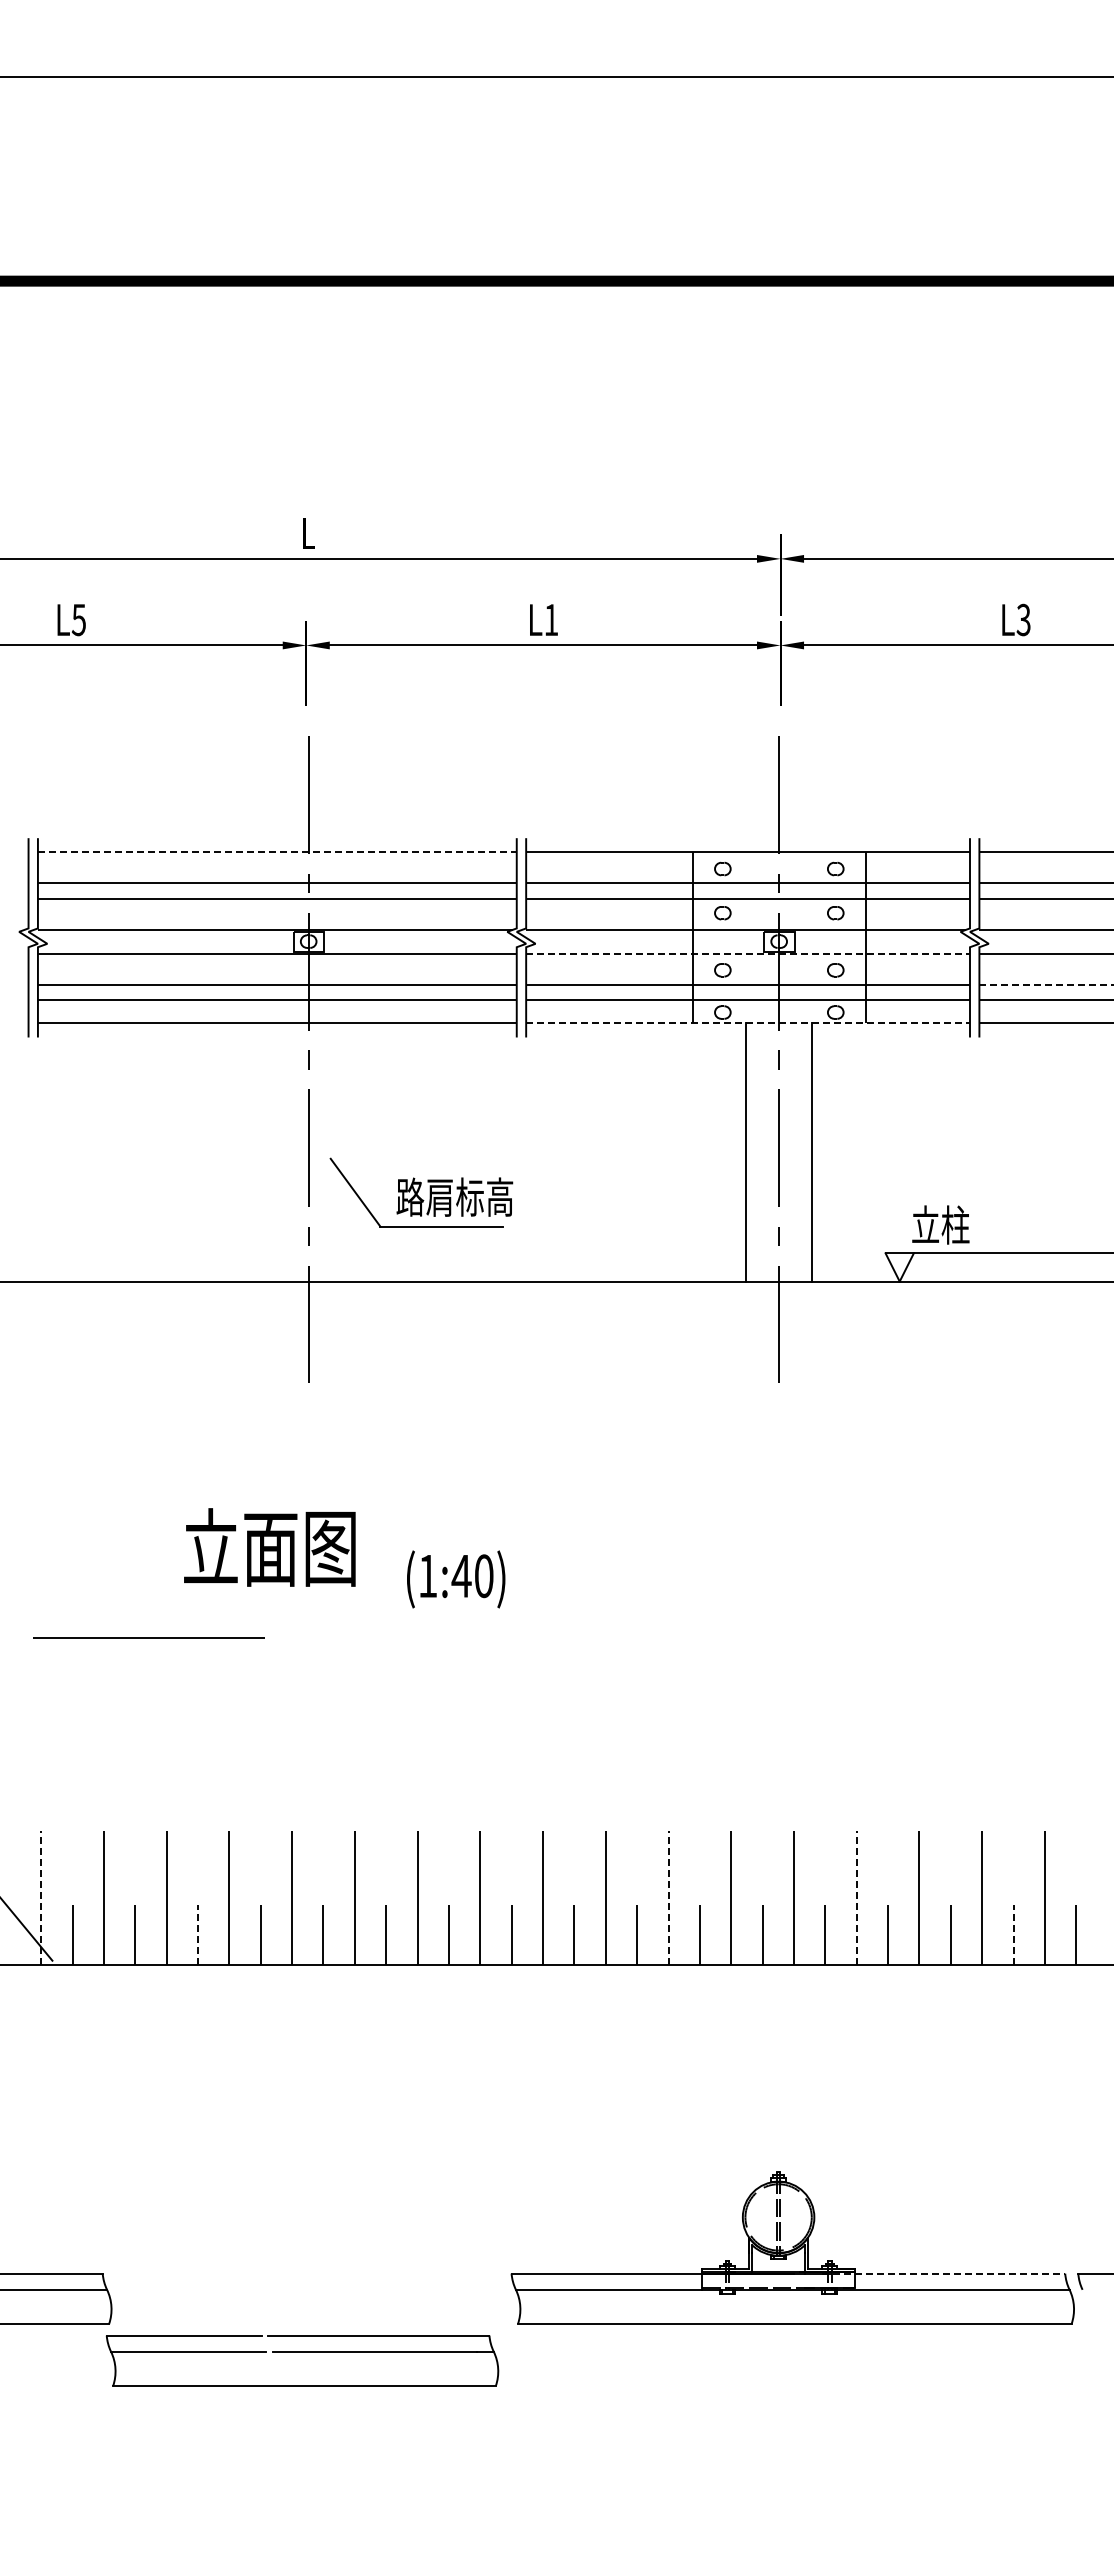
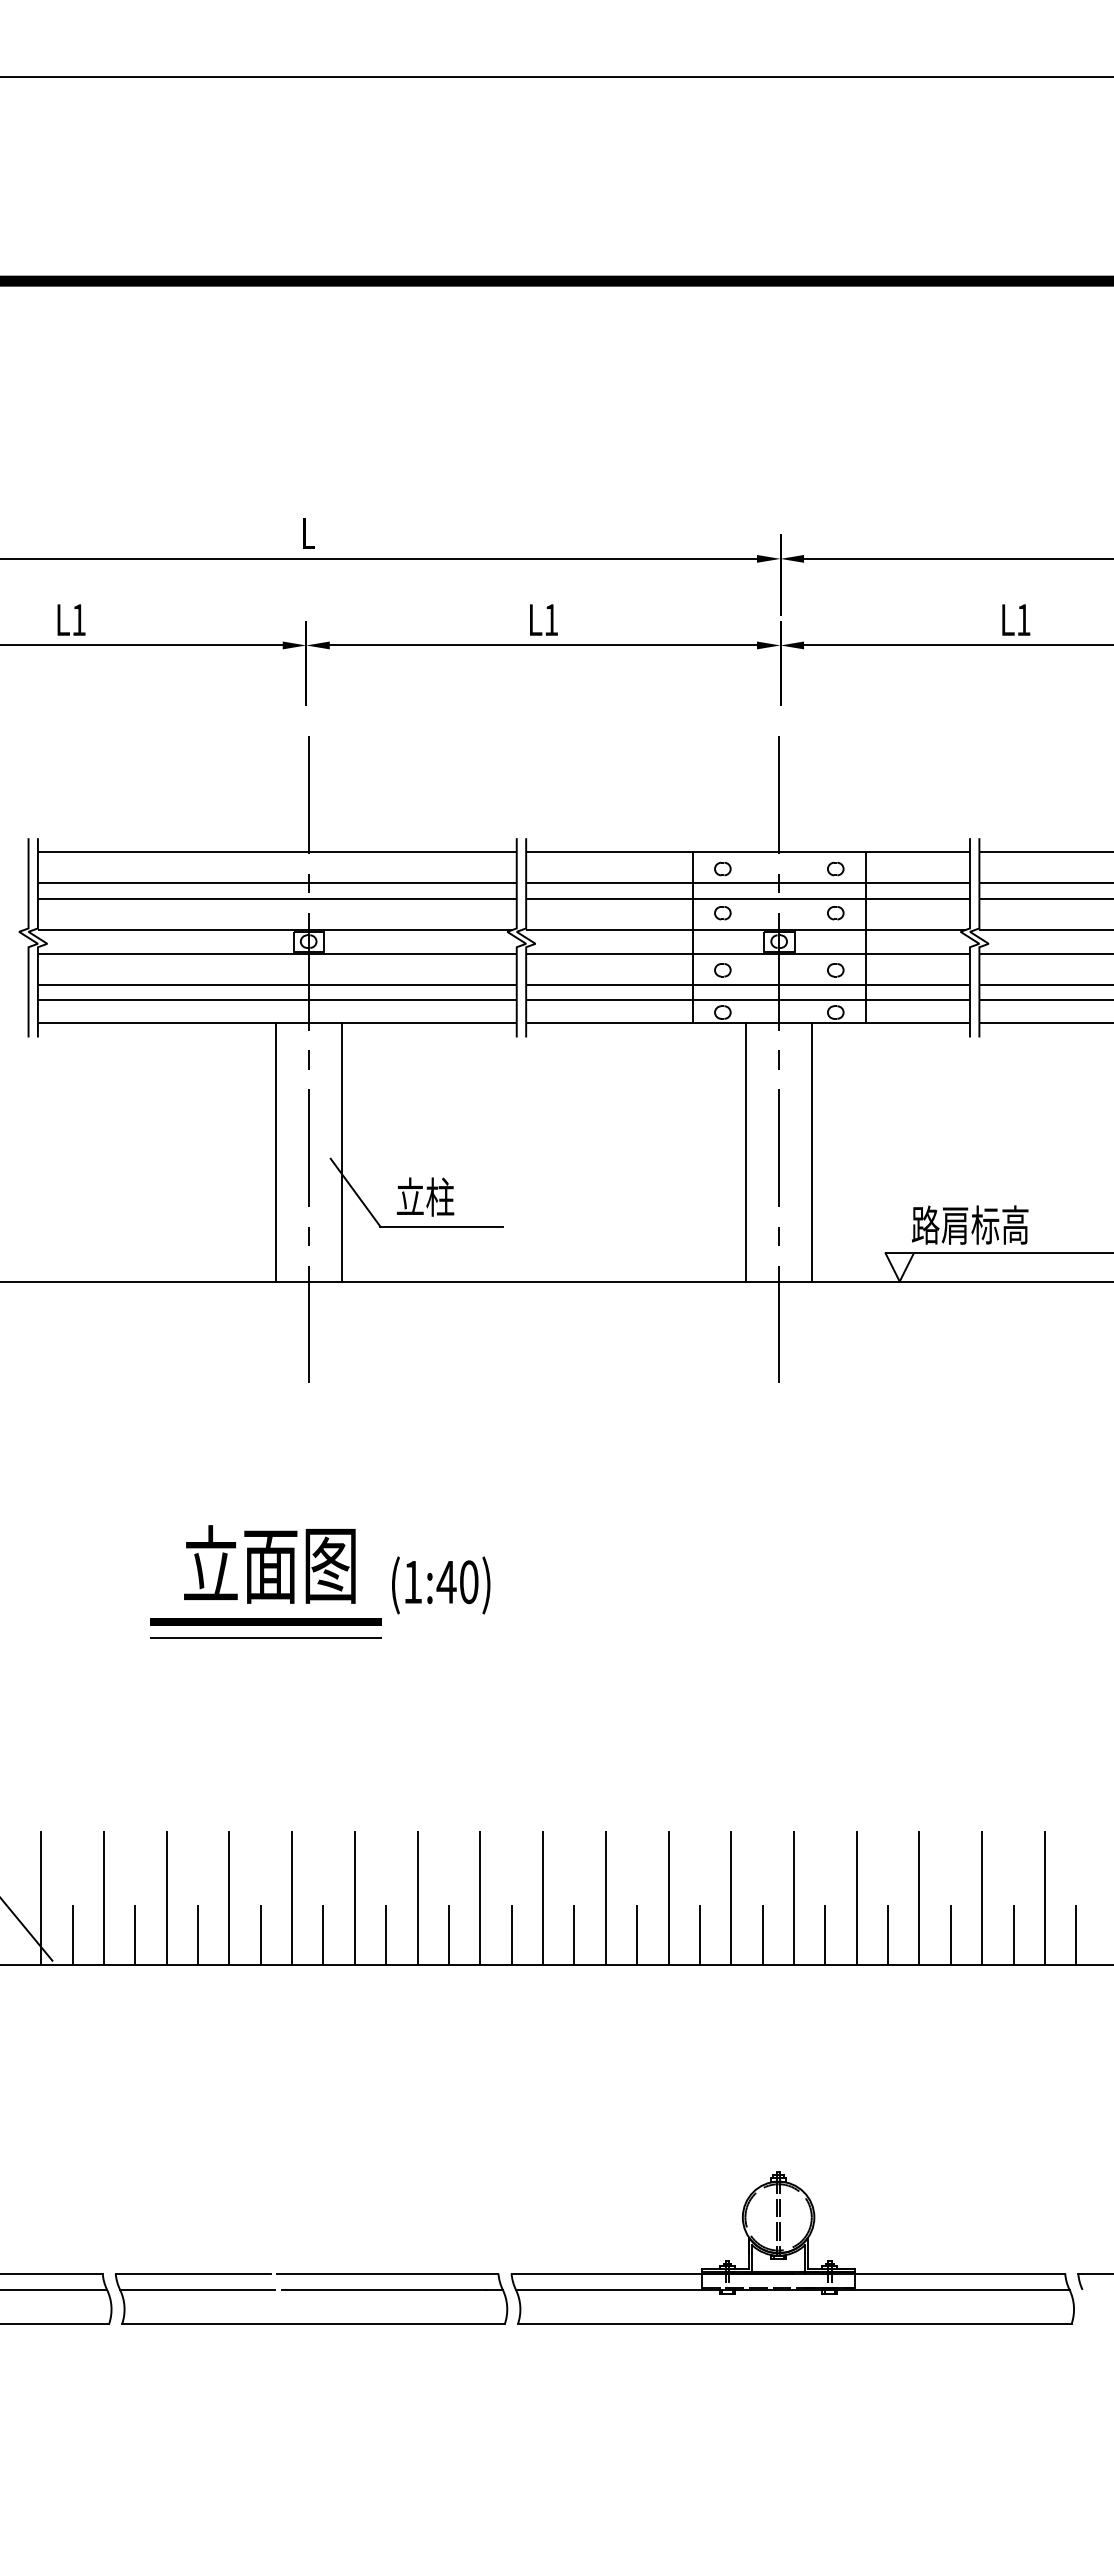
text: L3 -> L1 (1023, 619)
text: L5 -> L1 (78, 620)
line: dashed -> solid (277, 852)
line: dashed -> solid (748, 953)
line: dashed -> solid (1046, 984)
line: dashed -> solid (748, 1023)
line: none -> present (275, 1152)
line: none -> present (341, 1152)
text: 路肩标高 -> 立柱 (454, 1196)
text: 立柱 -> 路肩标高 (970, 1224)
text position: (269, 1547) -> (269, 1564) (269, 1564)
text position: (456, 1579) -> (441, 1585) (441, 1585)
line: none -> present (265, 1621)
line position: (148, 1637) -> (265, 1637) (265, 1637)
line: dashed -> solid (41, 1897)
line: dashed -> solid (668, 1897)
line: dashed -> solid (856, 1897)
line: dashed -> solid (198, 1934)
line: dashed -> solid (1013, 1934)
line: dashed -> solid (943, 2273)
part position: (302, 2352) -> (311, 2290) (311, 2290)
